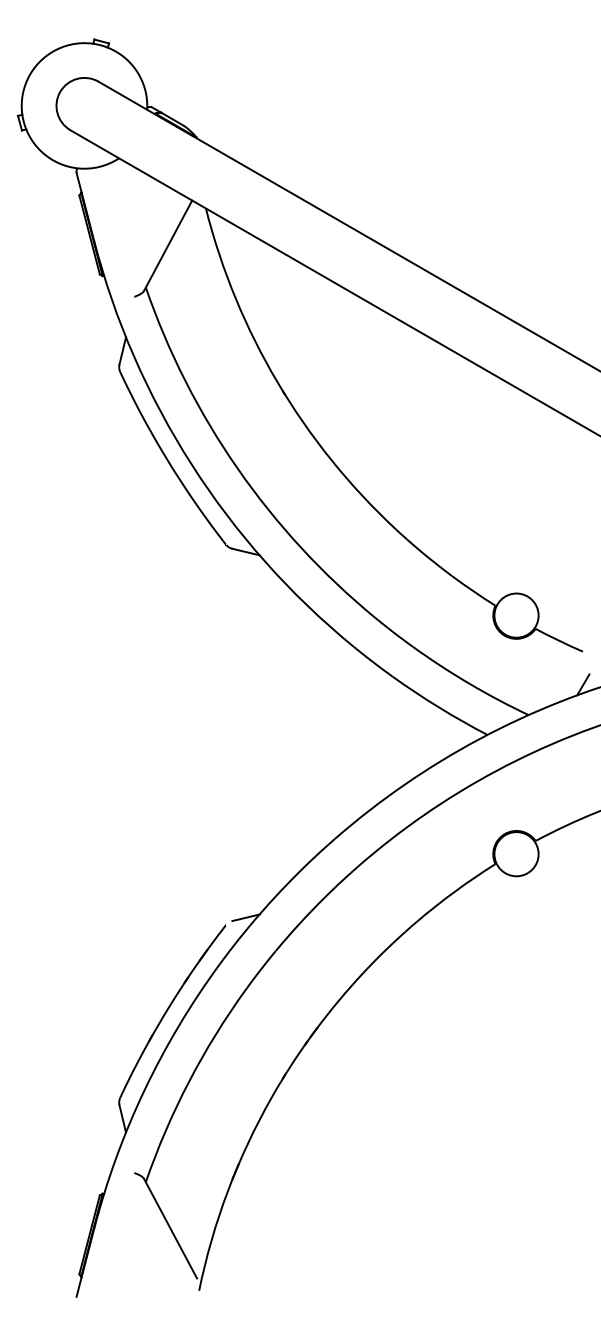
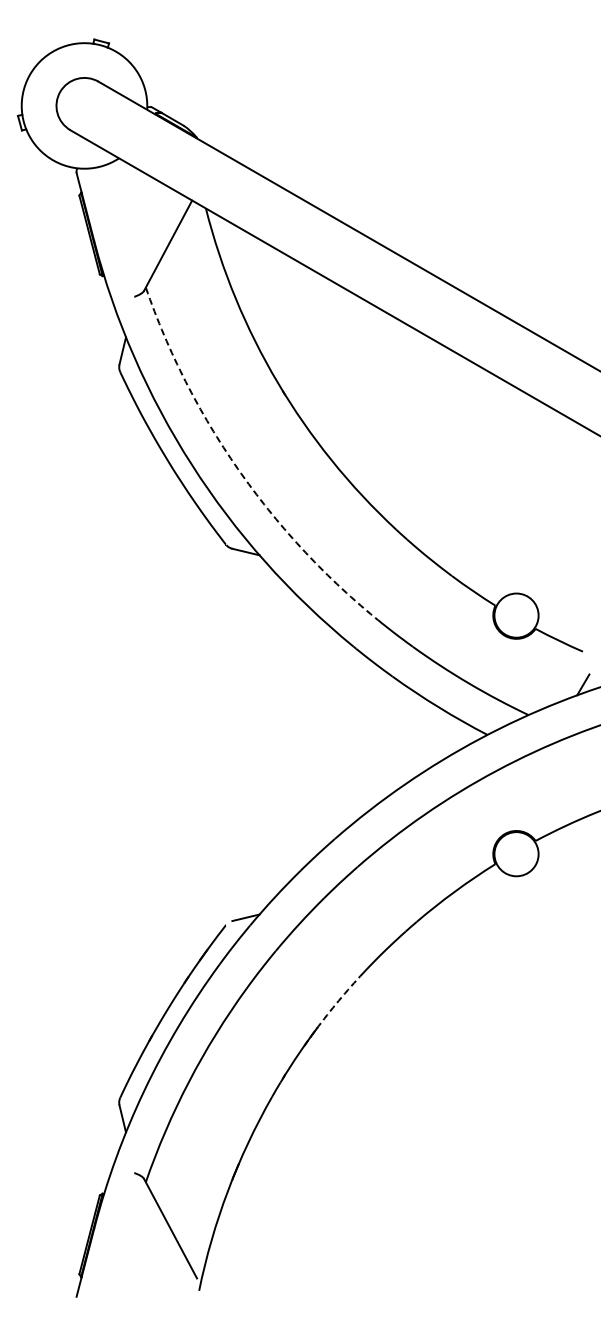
arc: solid -> dashed (237, 468)
arc: solid -> dashed (338, 1000)
